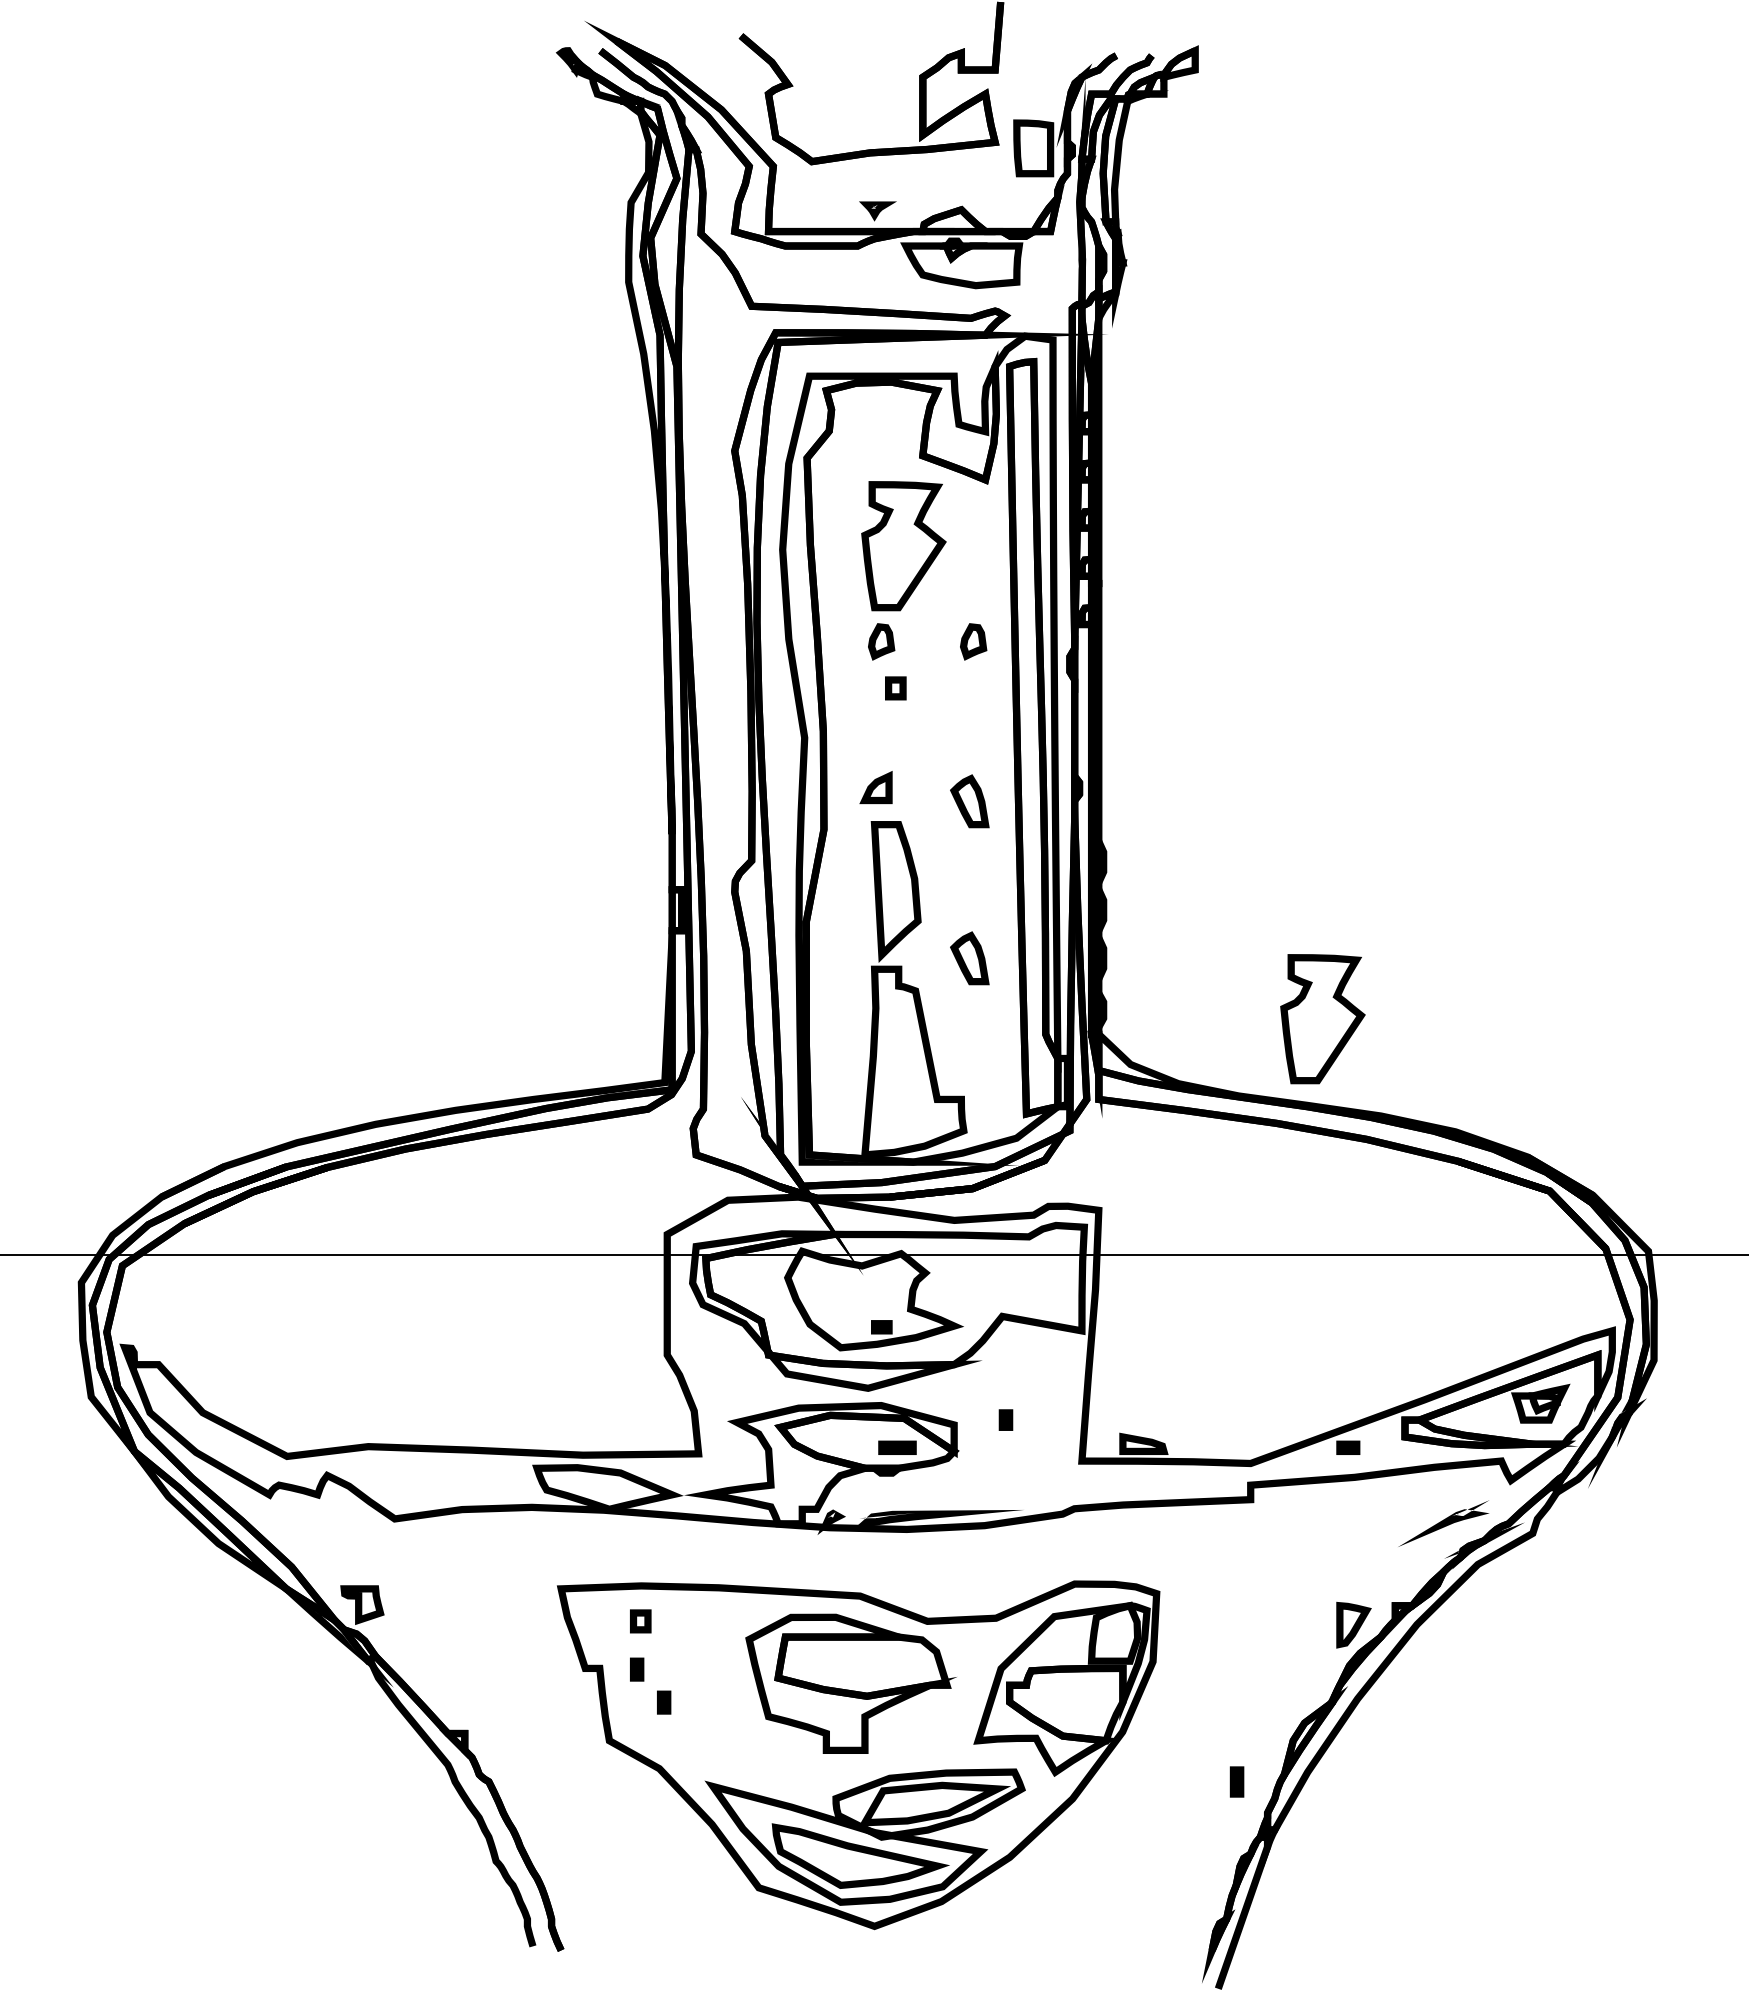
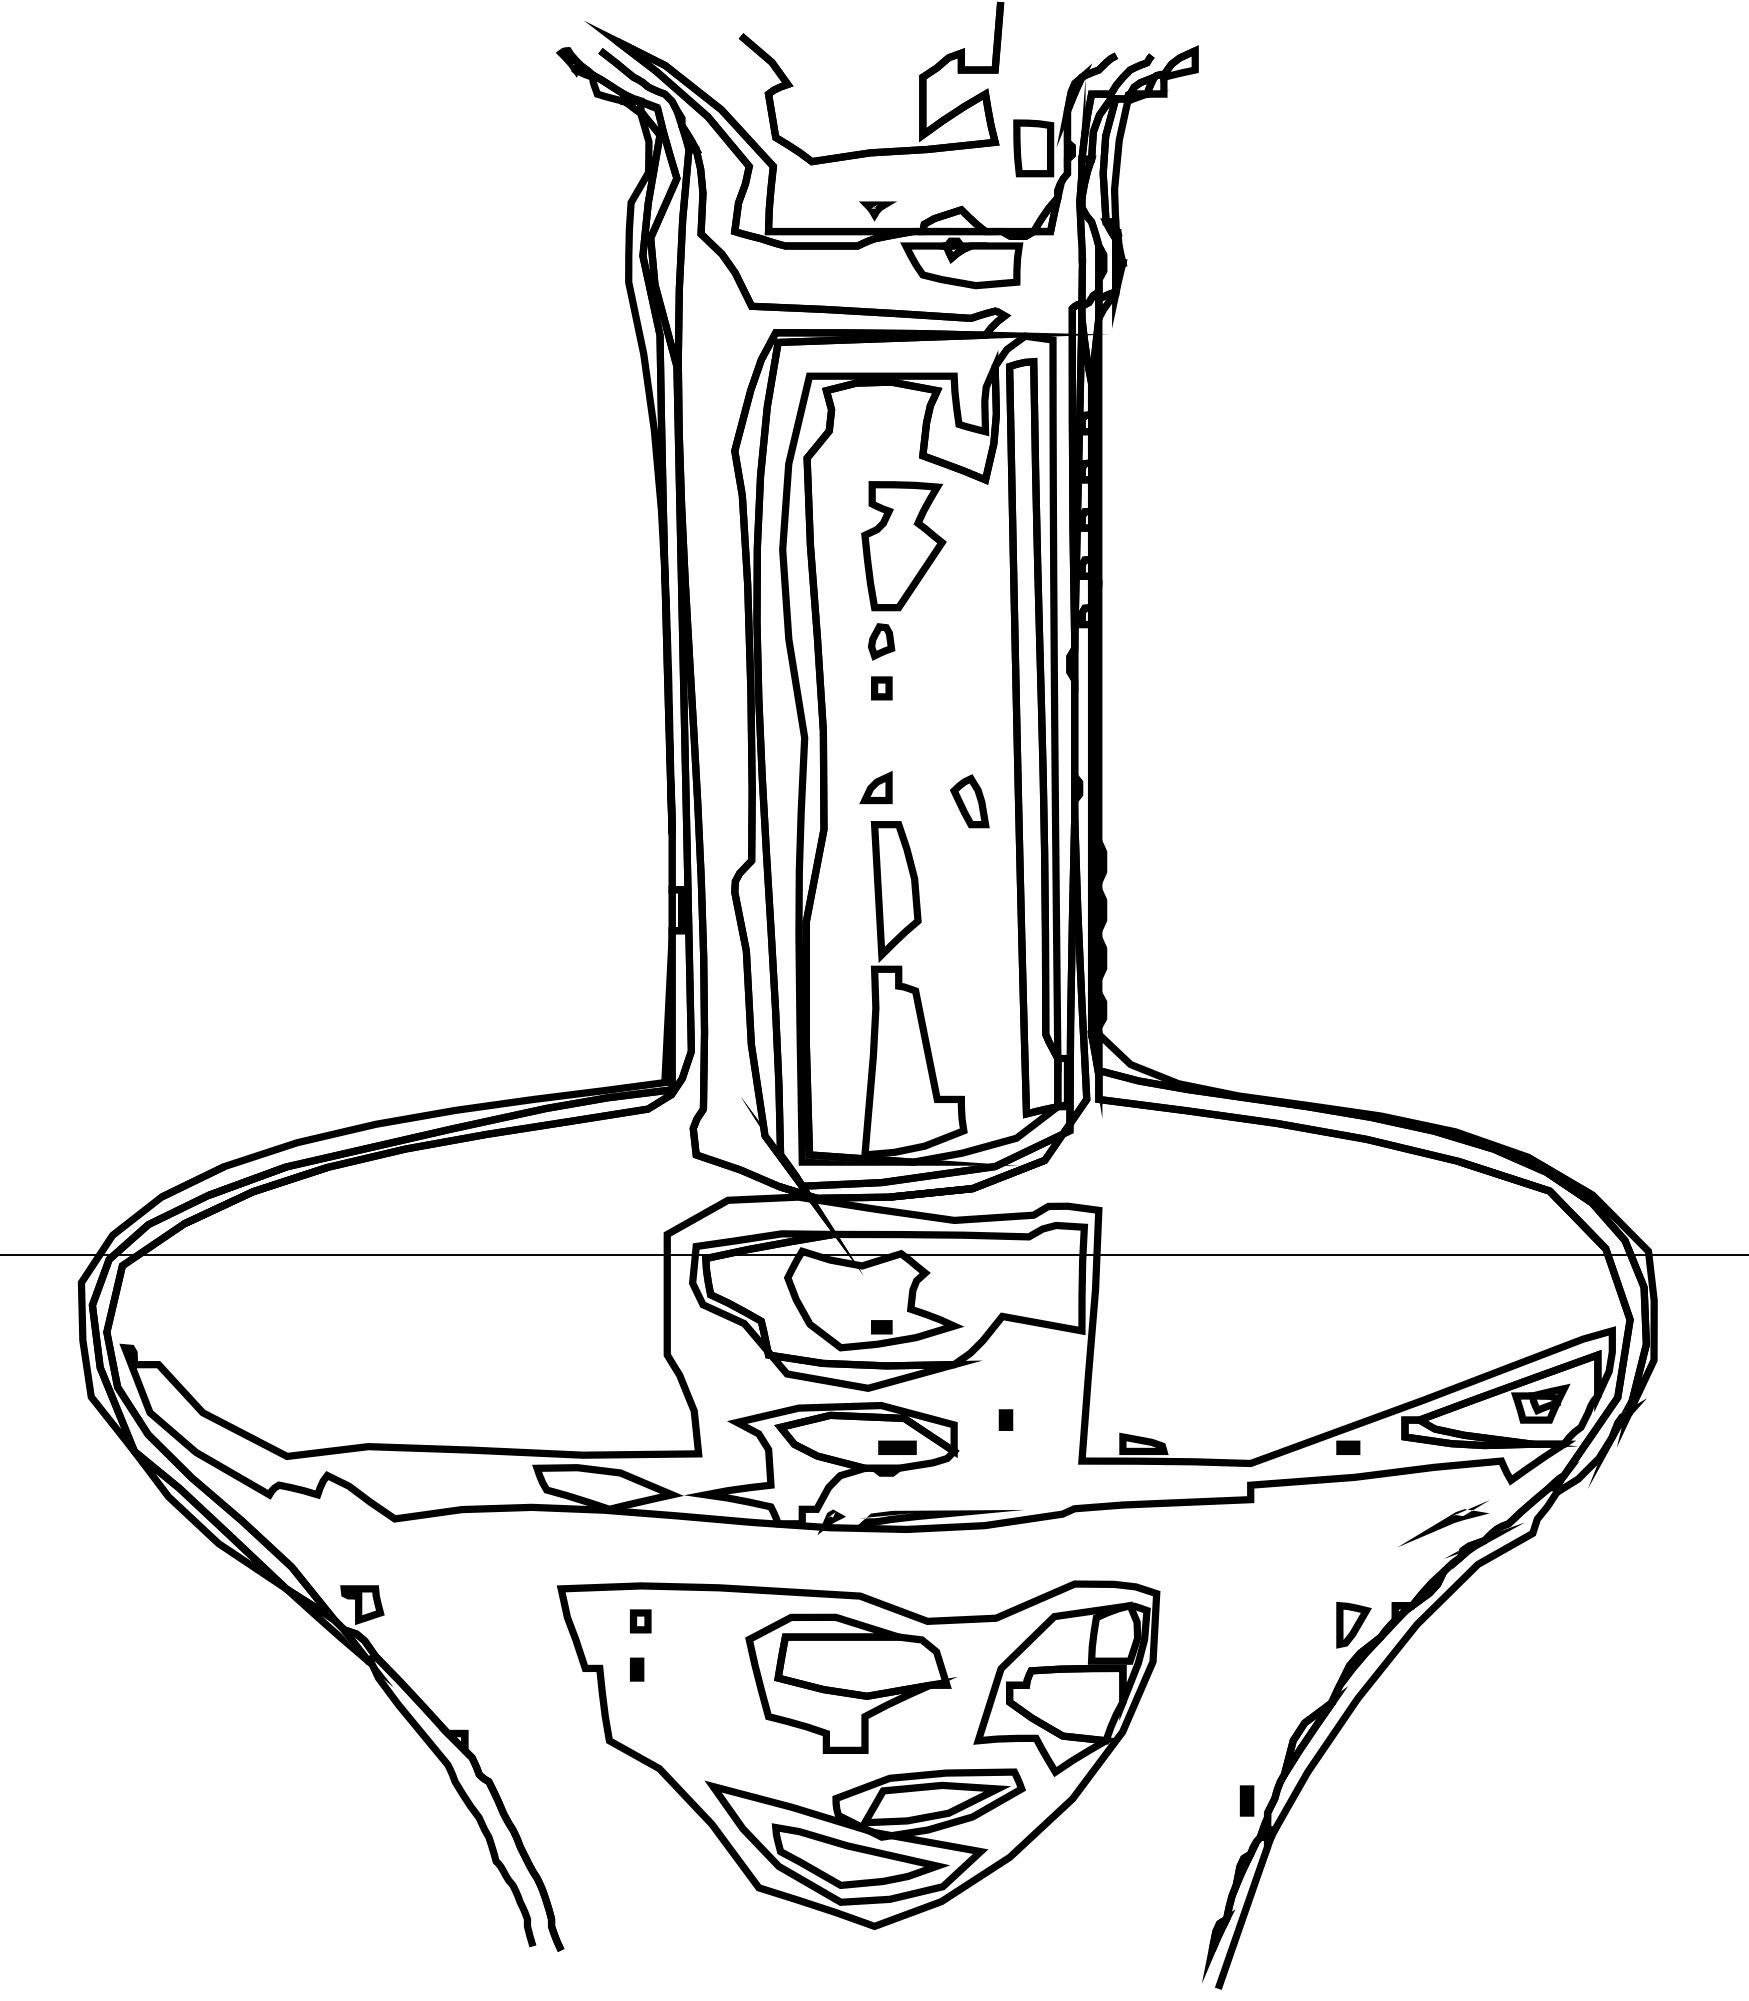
part: present -> none (973, 641)
part position: (895, 688) -> (881, 688) (881, 688)
part: present -> none (969, 958)
part: present -> none (1322, 1019)
part: present -> none (664, 1702)
part position: (1236, 1781) -> (1246, 1800) (1246, 1800)
